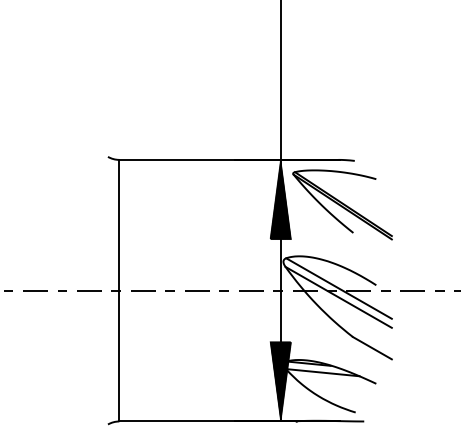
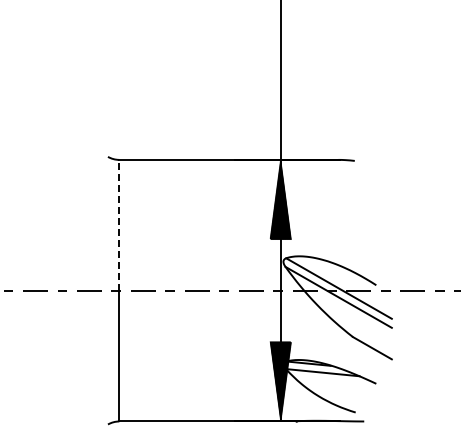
part: present -> none (342, 204)
line: solid -> dashed (119, 224)
